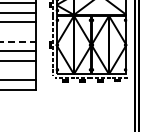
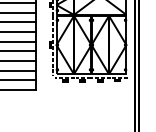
line: none -> present (19, 32)
line: dashed -> solid (18, 41)
line: none -> present (19, 70)
